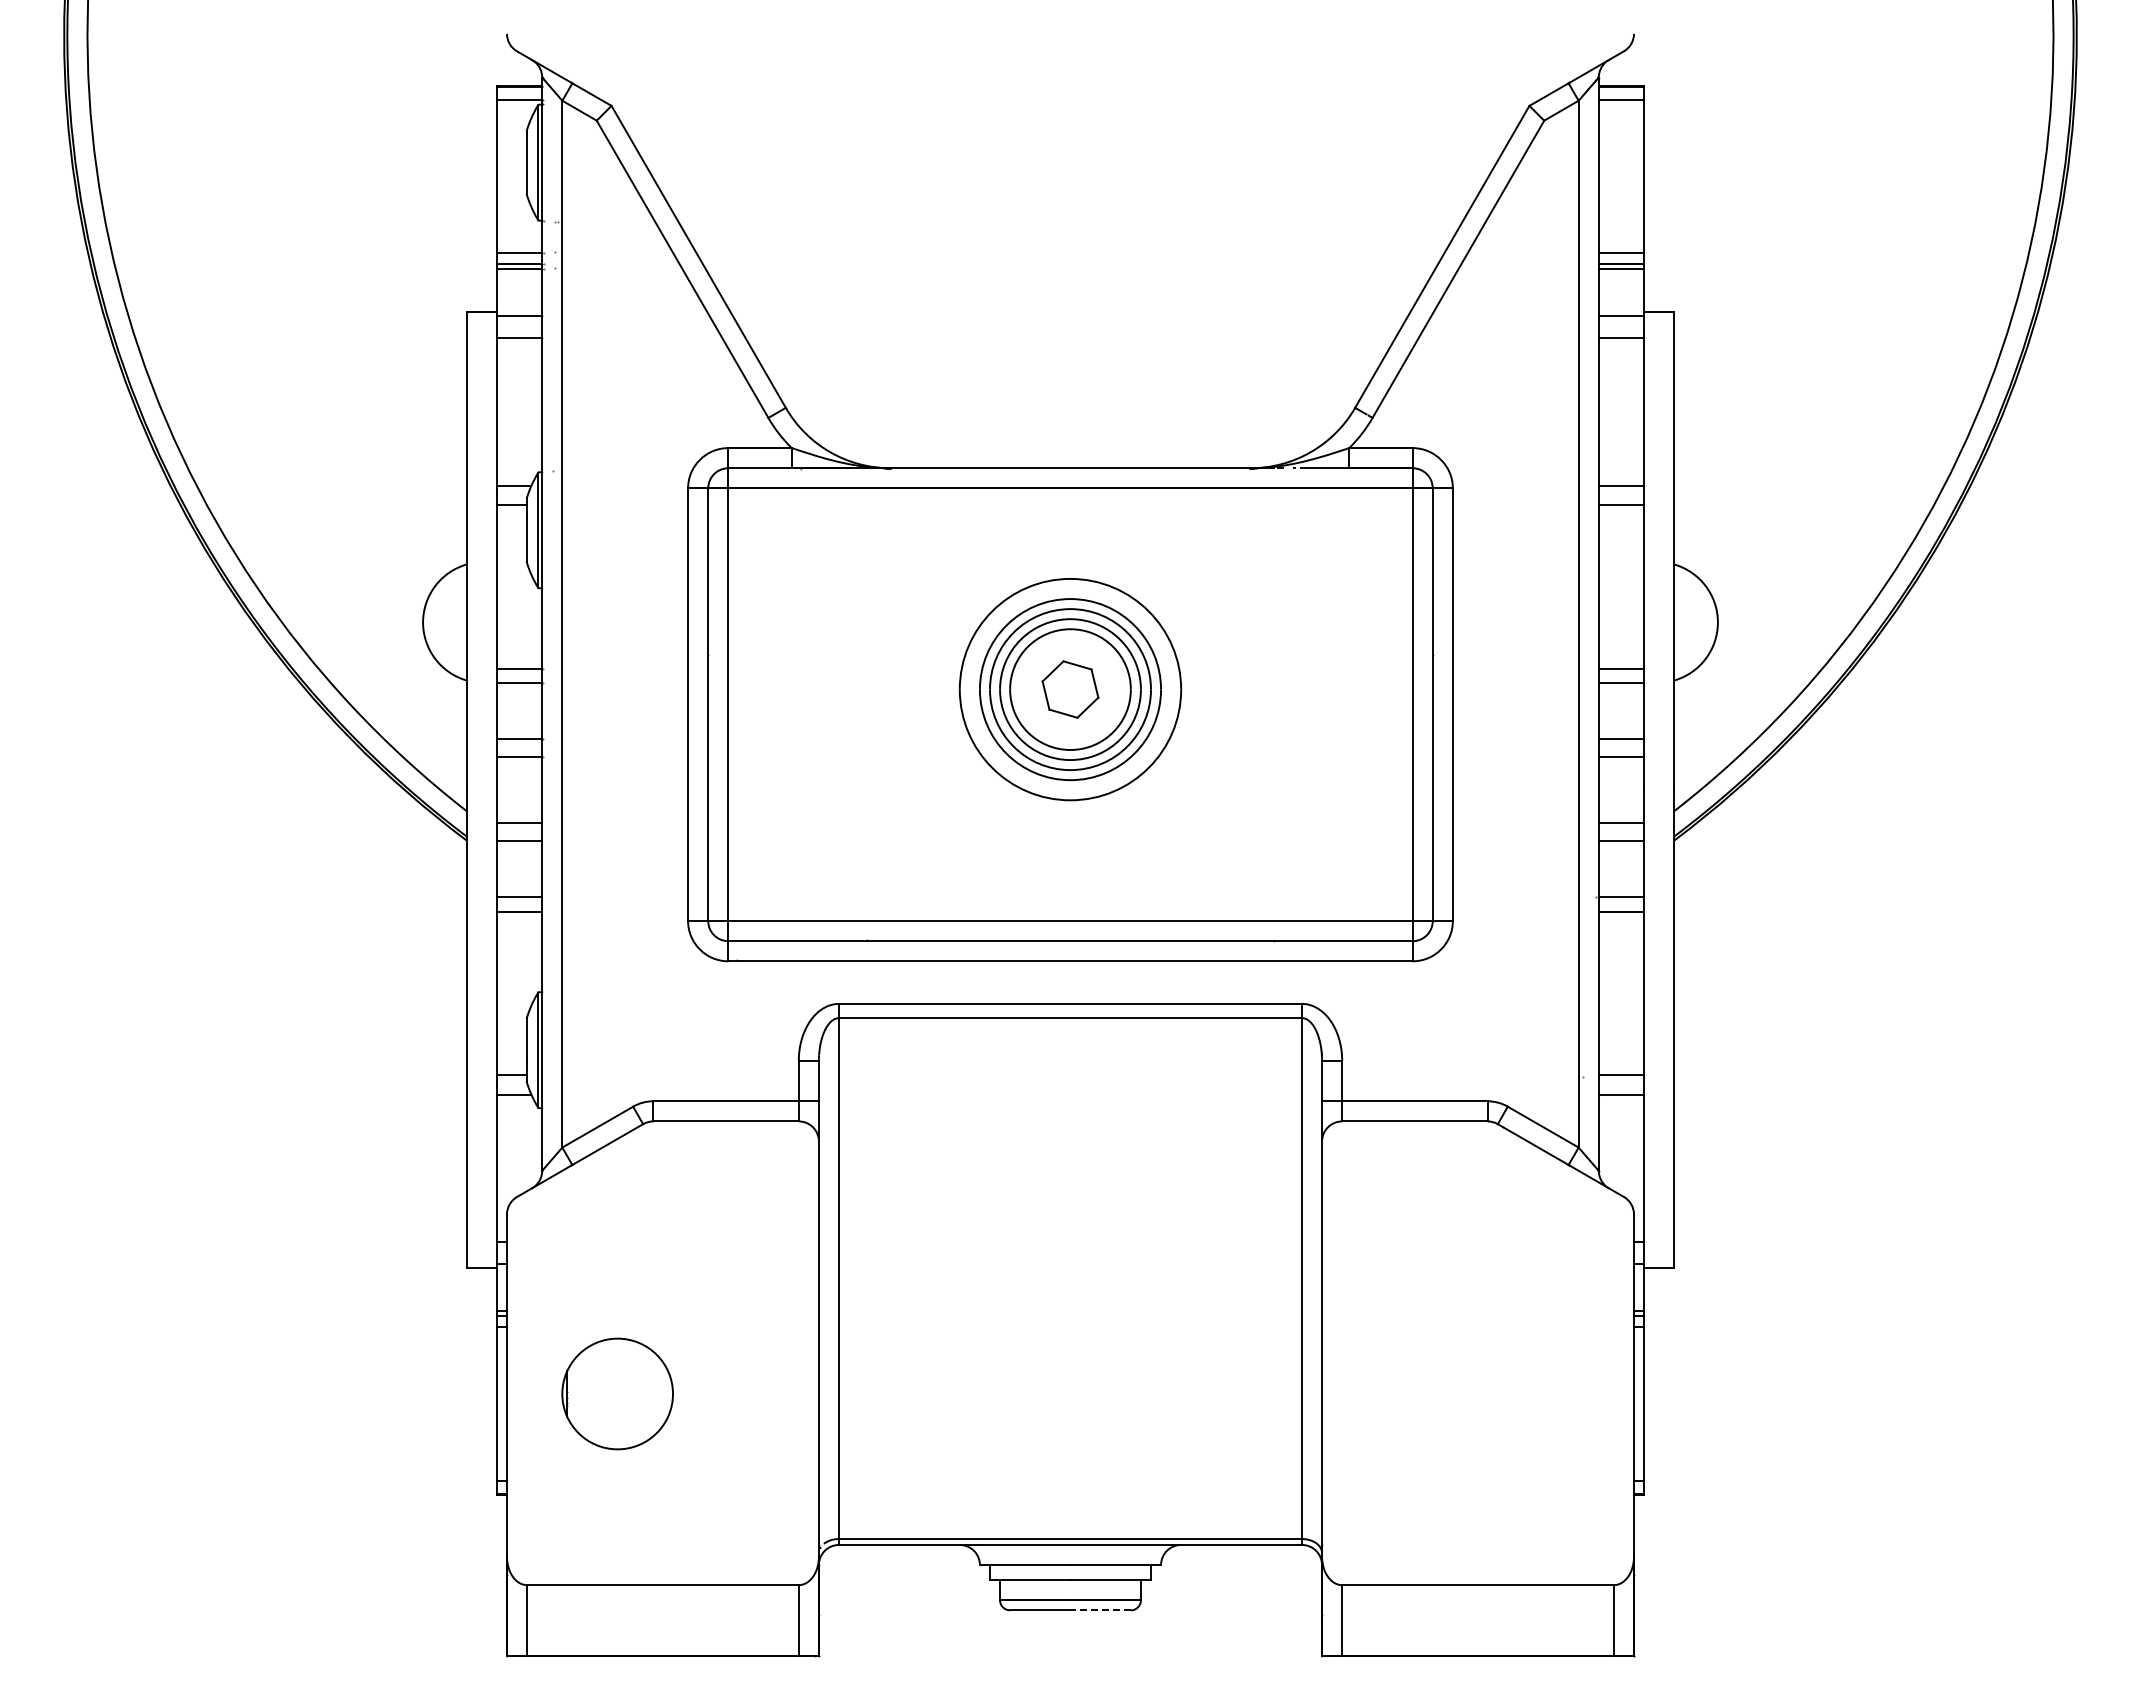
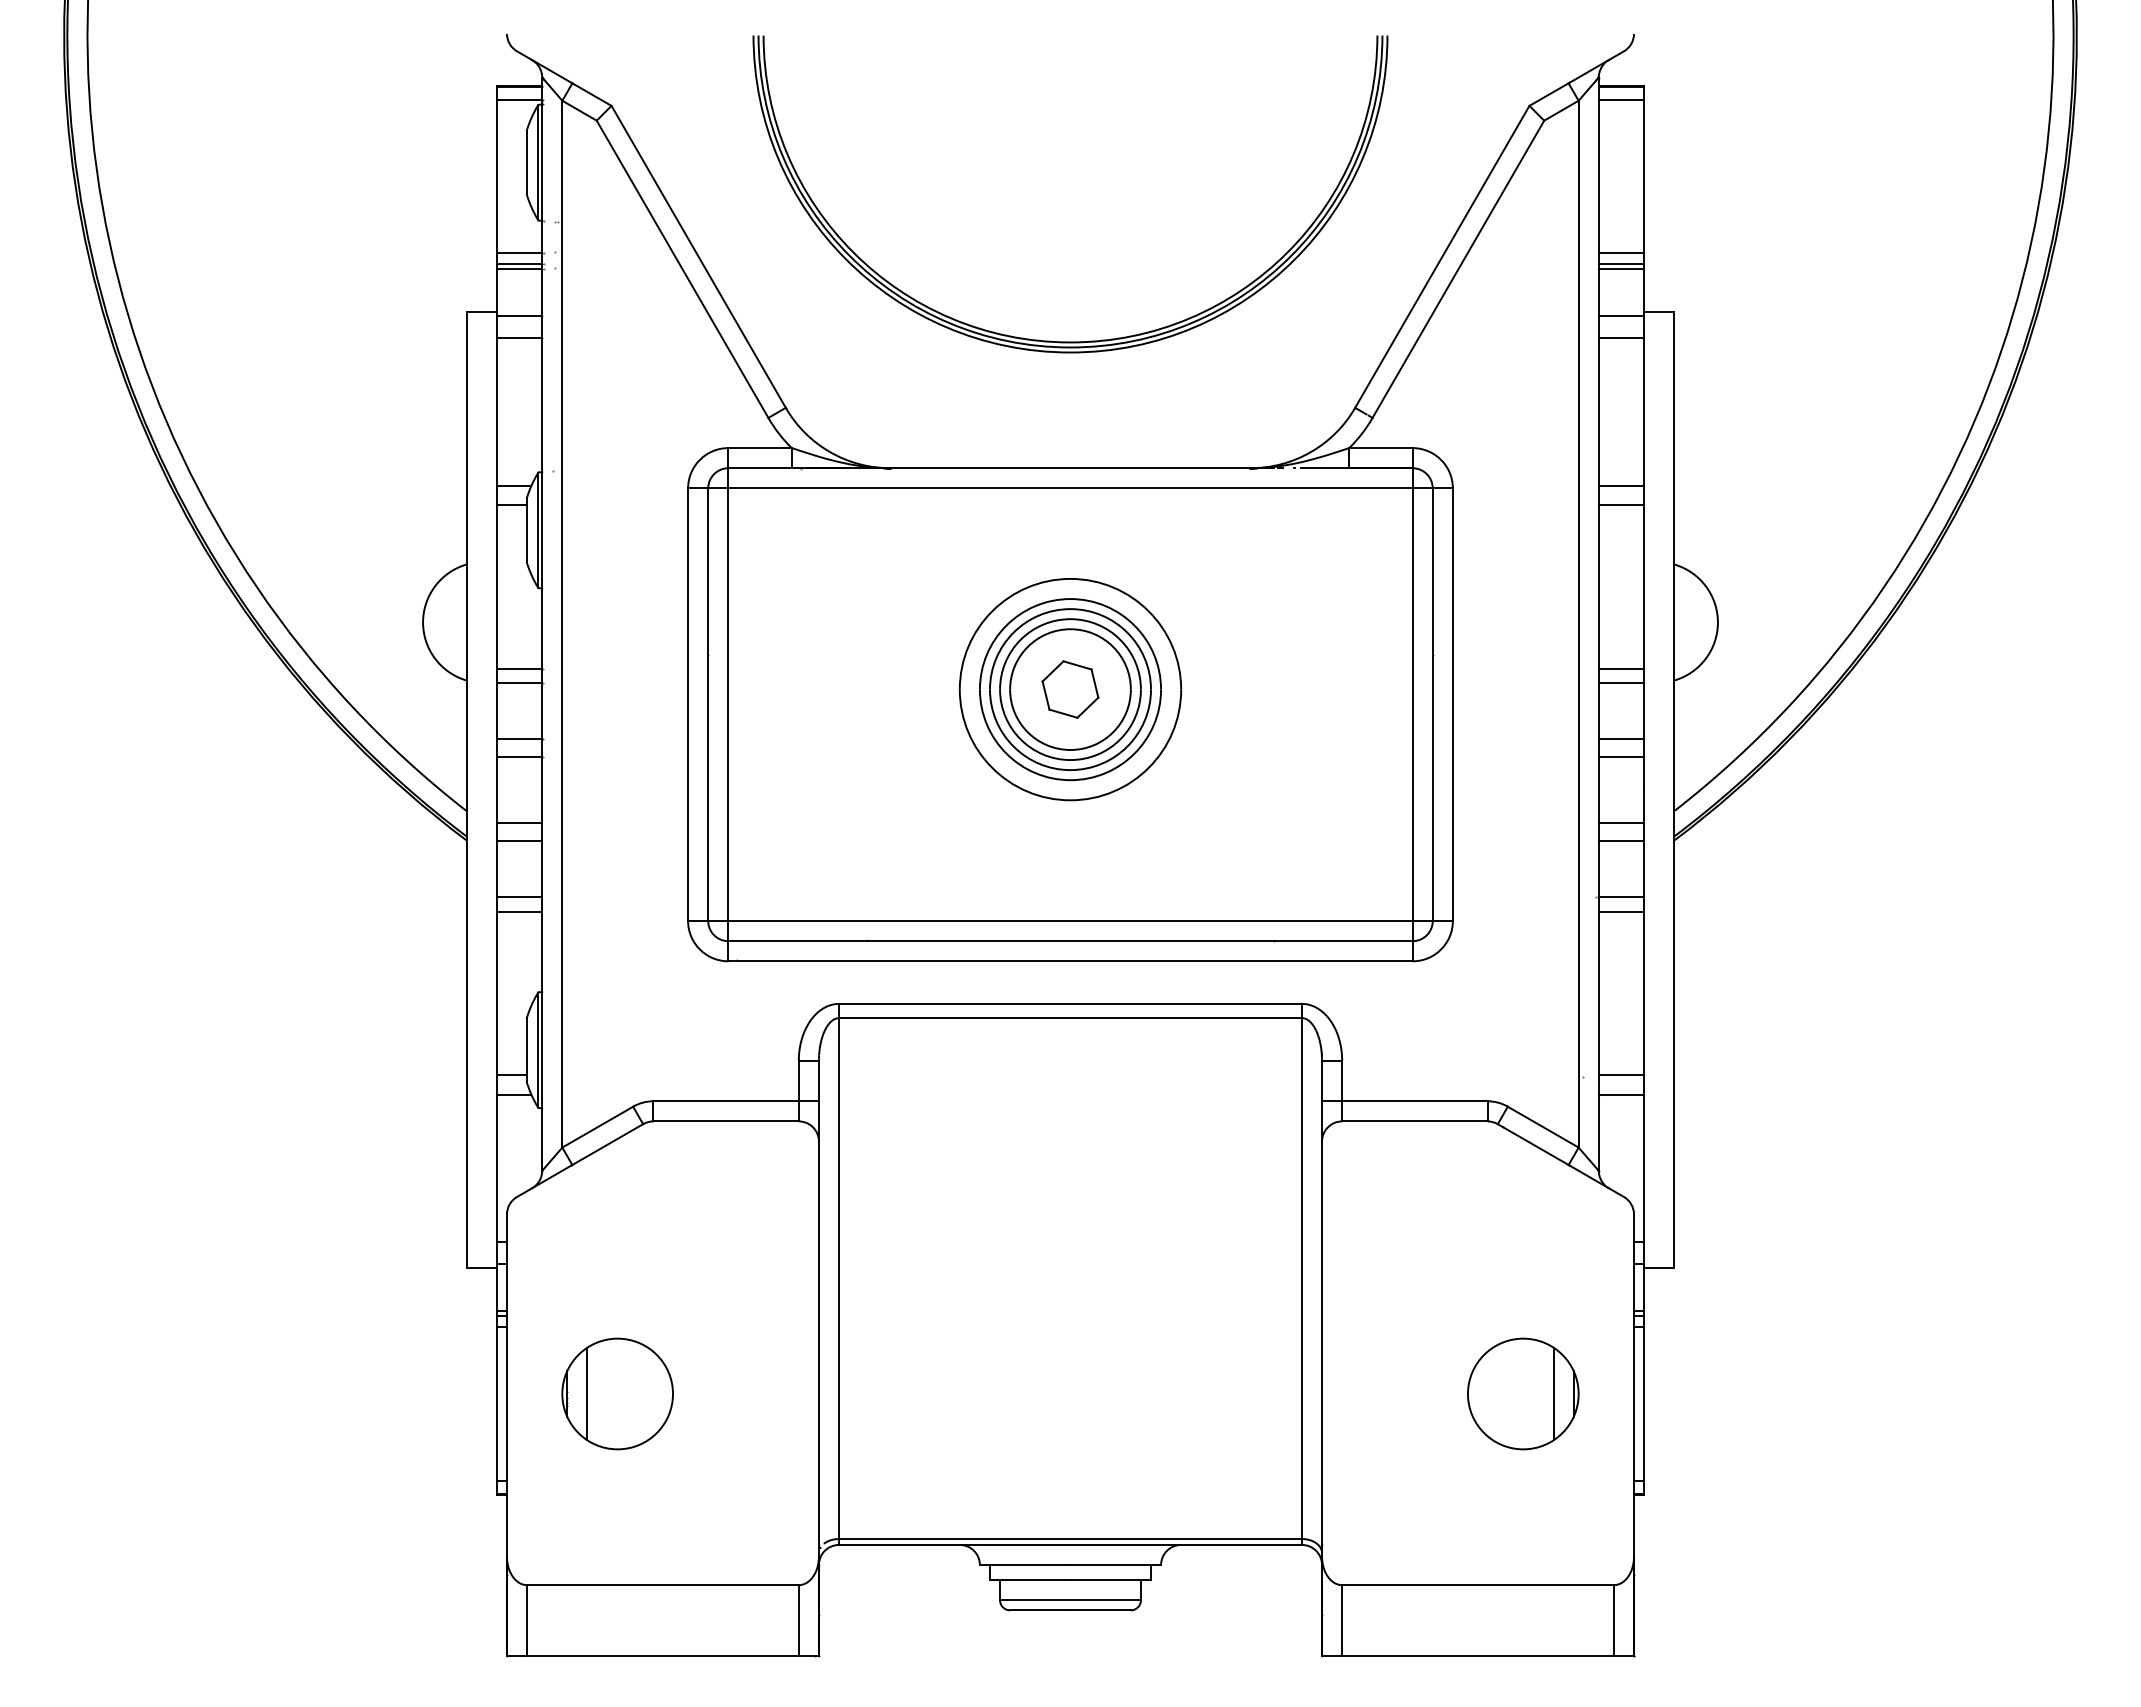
part: none -> present (1070, 341)
line: none -> present (587, 1393)
part: none -> present (1523, 1393)
line: dashed -> solid (1100, 1610)
